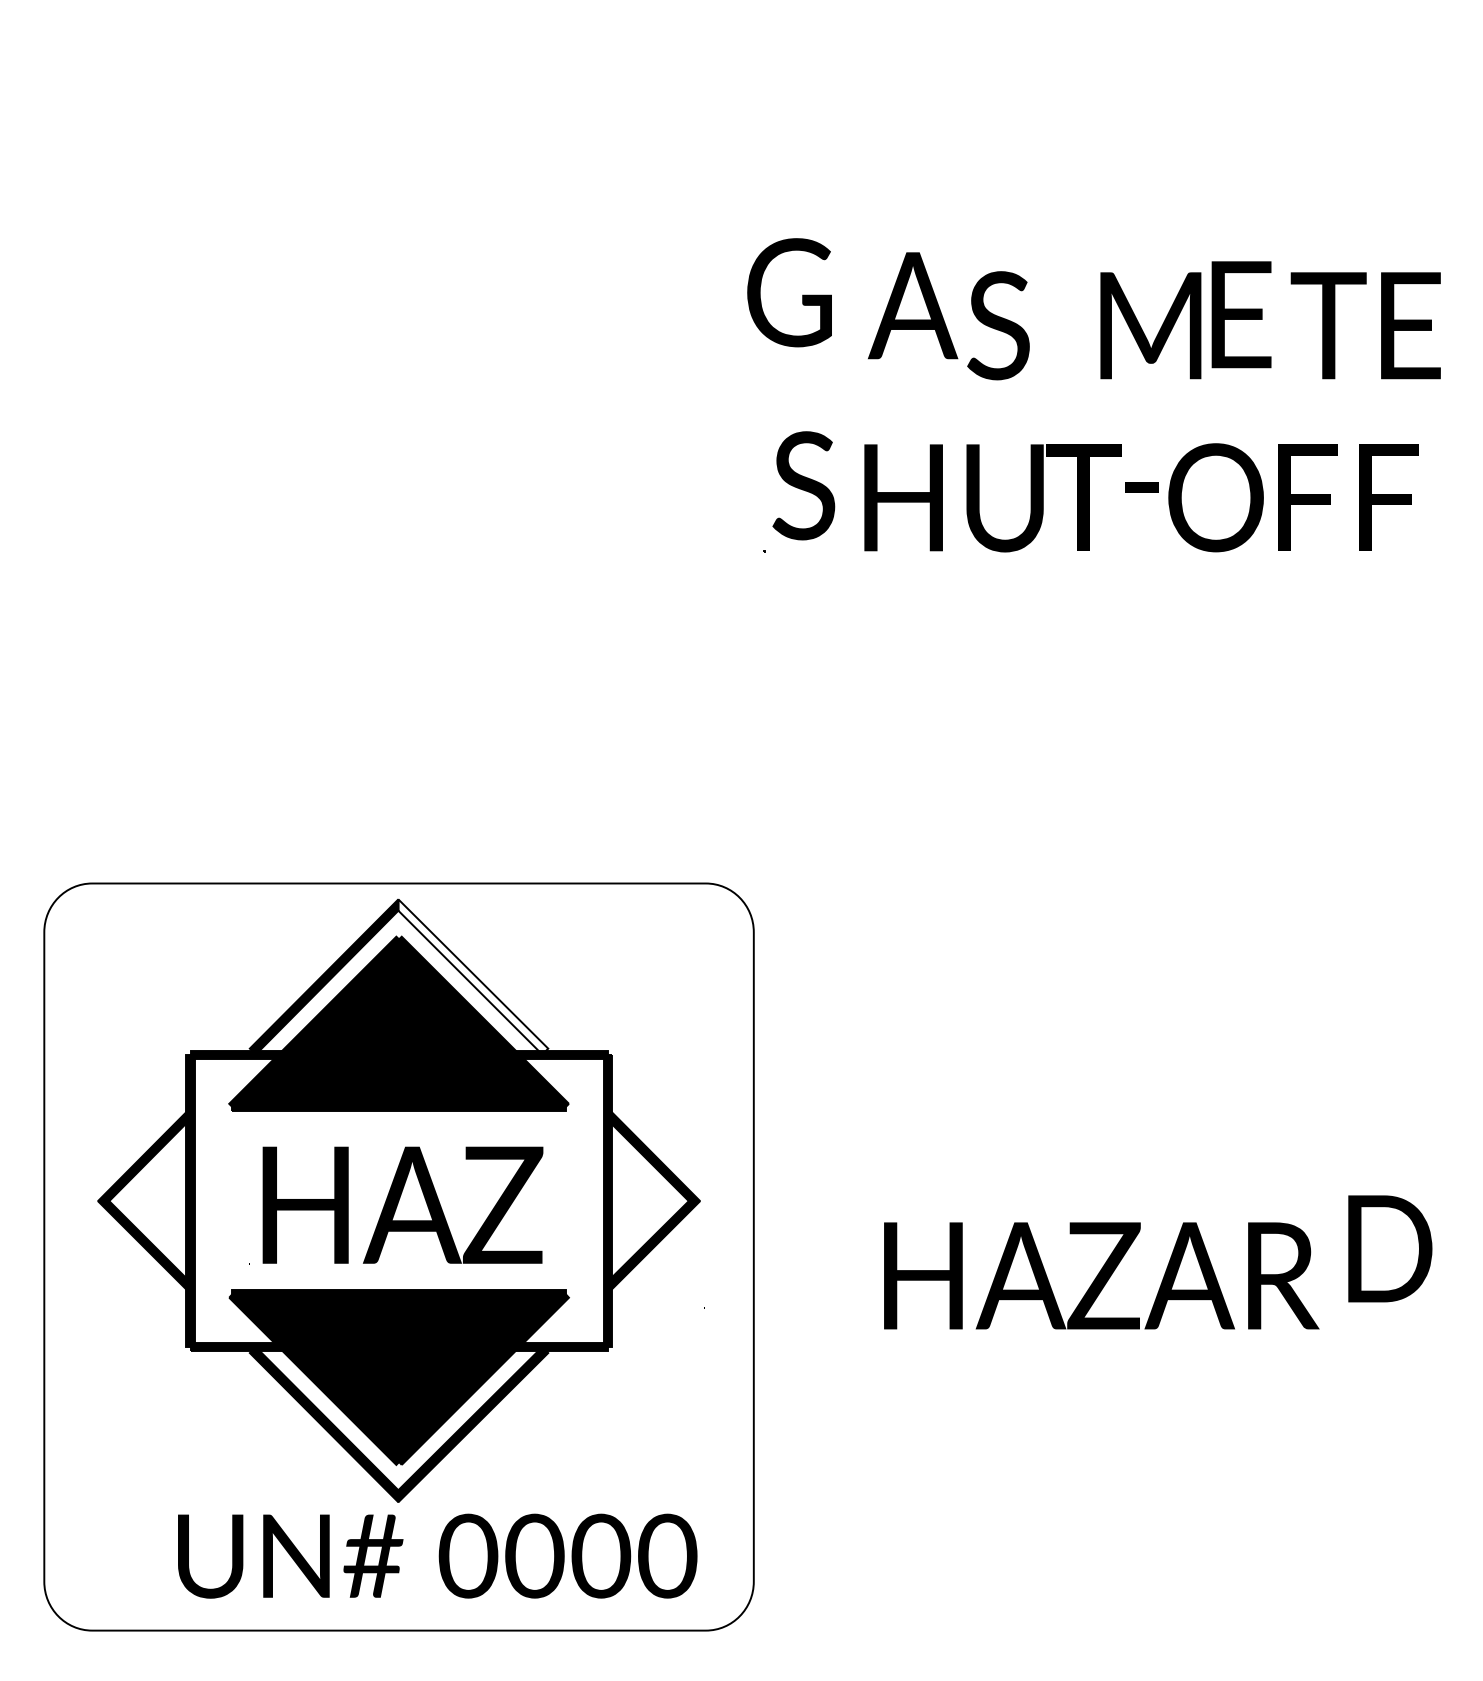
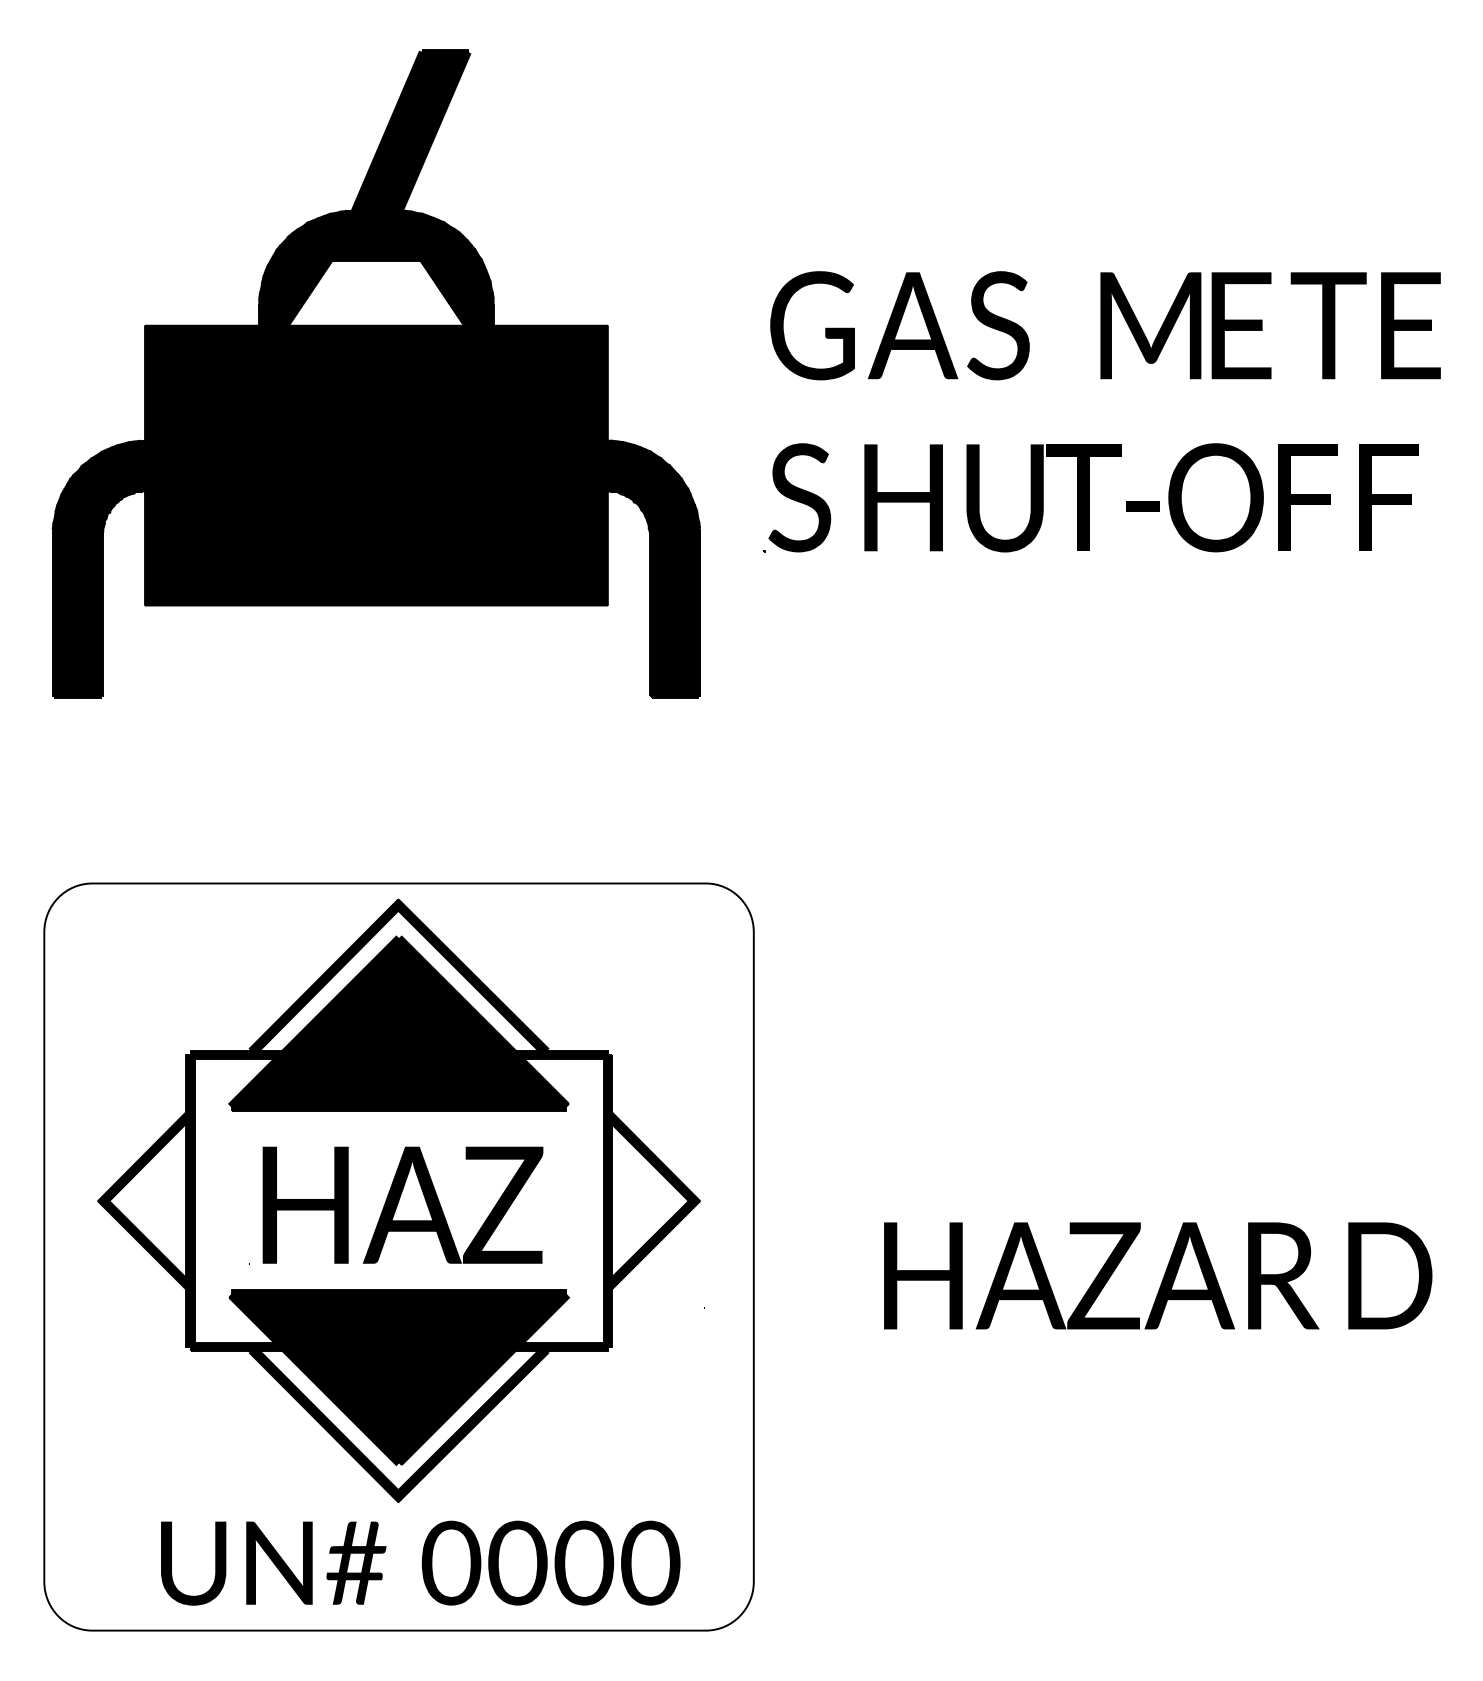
text position: (789, 292) -> (812, 325) (812, 325)
text position: (913, 305) -> (913, 325) (913, 325)
text position: (1241, 314) -> (1241, 325) (1241, 325)
part: none -> present (375, 373)
text position: (803, 485) -> (799, 497) (799, 497)
text position: (1141, 487) -> (1142, 506) (1142, 506)
fill: none -> present (473, 976)
text position: (1390, 1248) -> (1390, 1275) (1390, 1275)
text position: (437, 1555) -> (420, 1562) (420, 1562)
